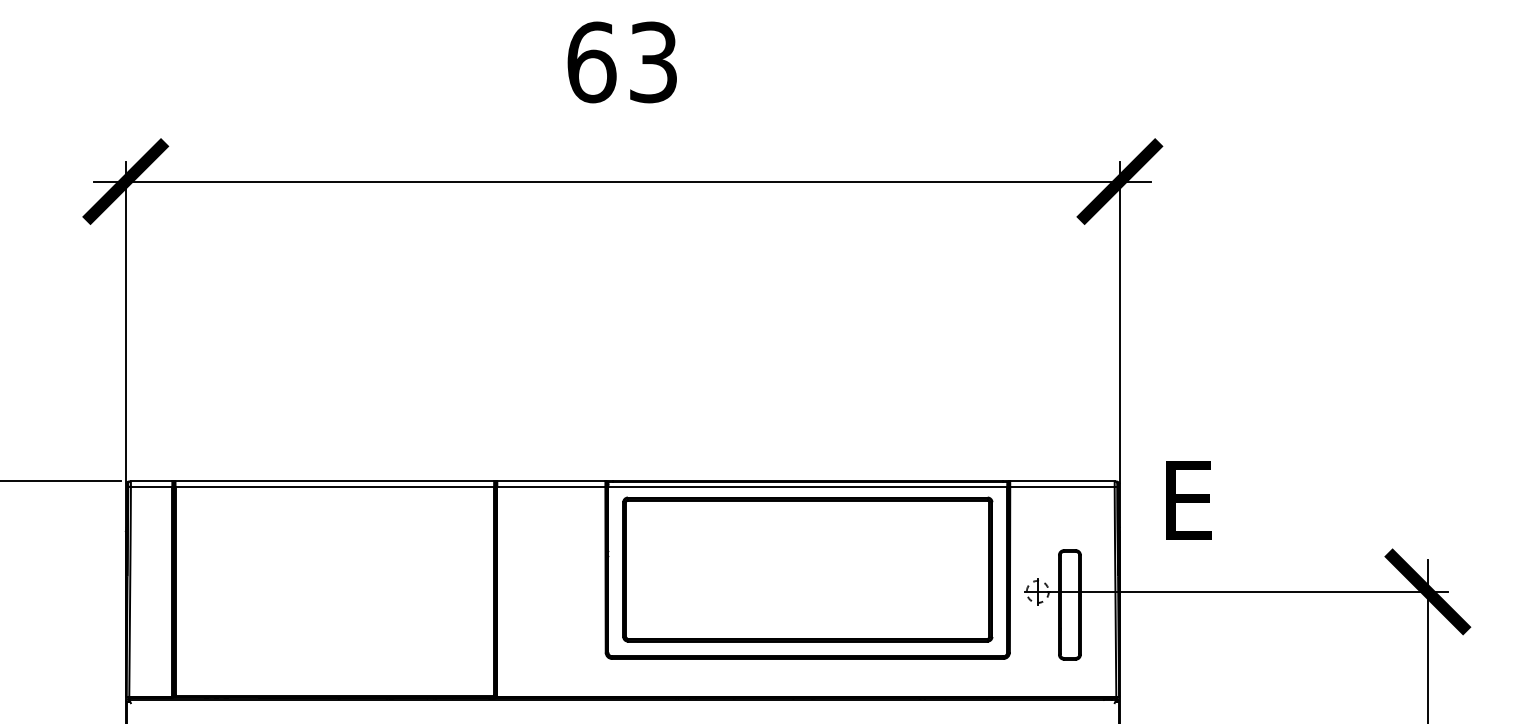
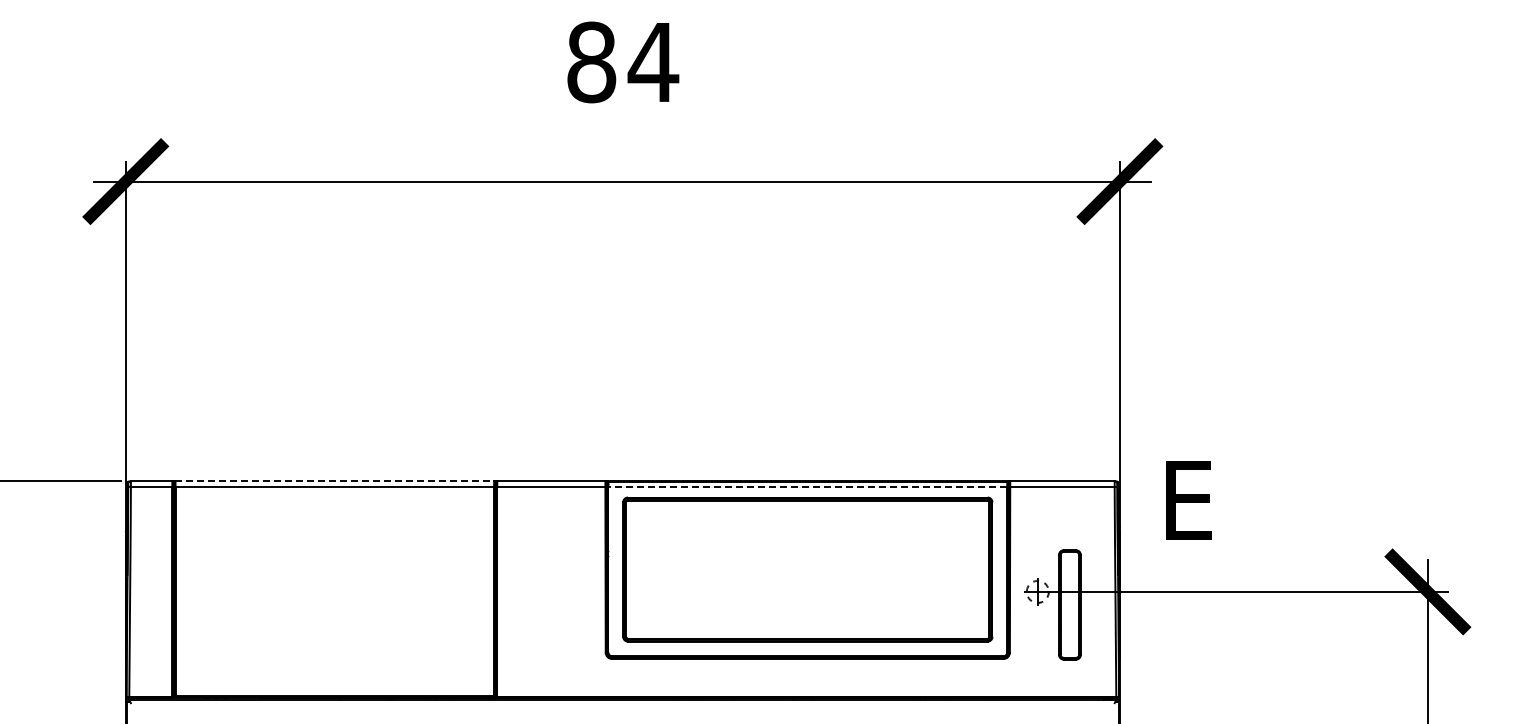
text: 63 -> 84 (623, 62)
line: solid -> dashed (335, 481)
line: solid -> dashed (807, 486)
